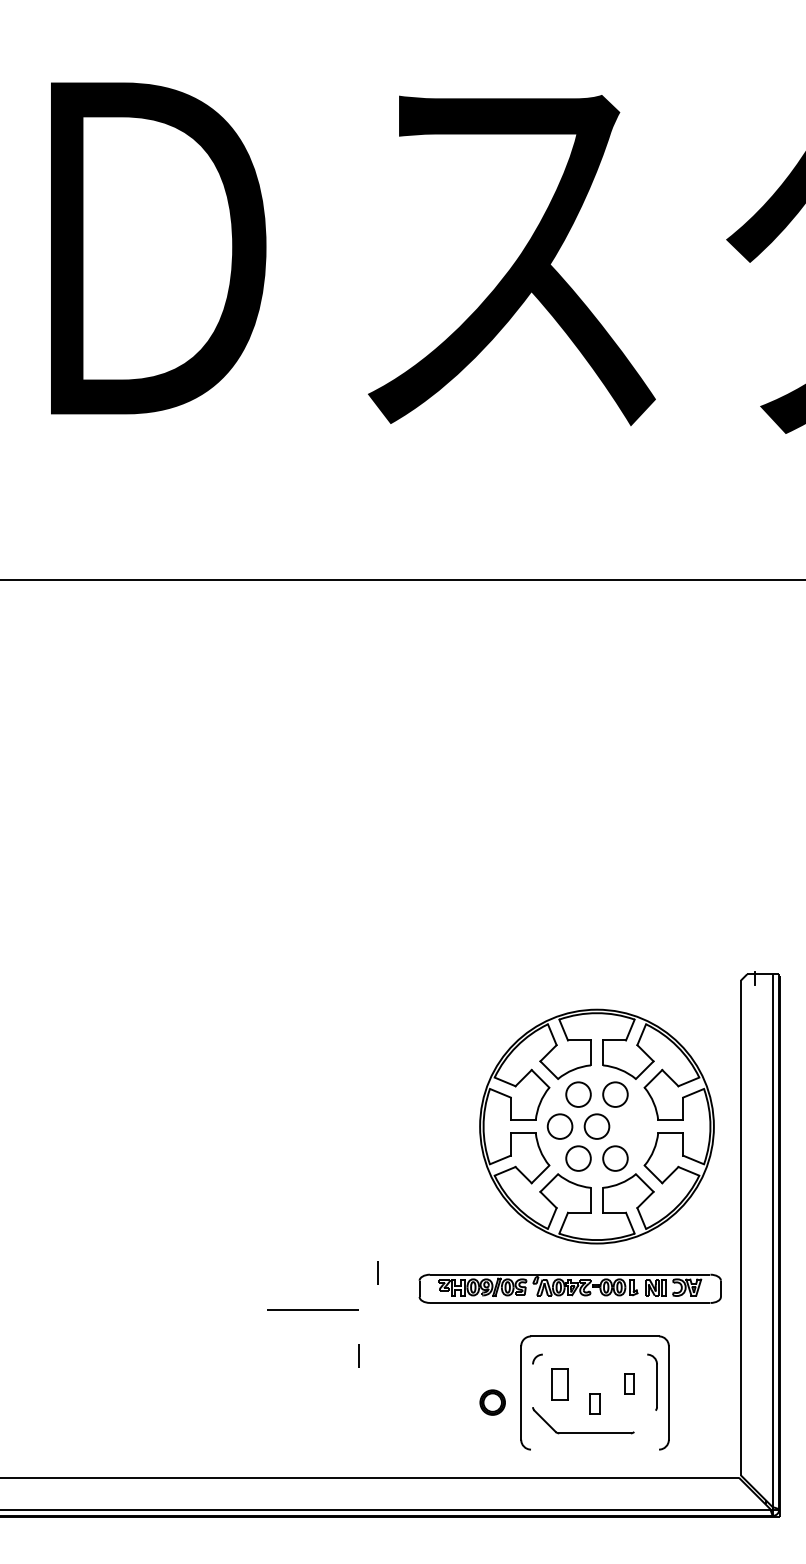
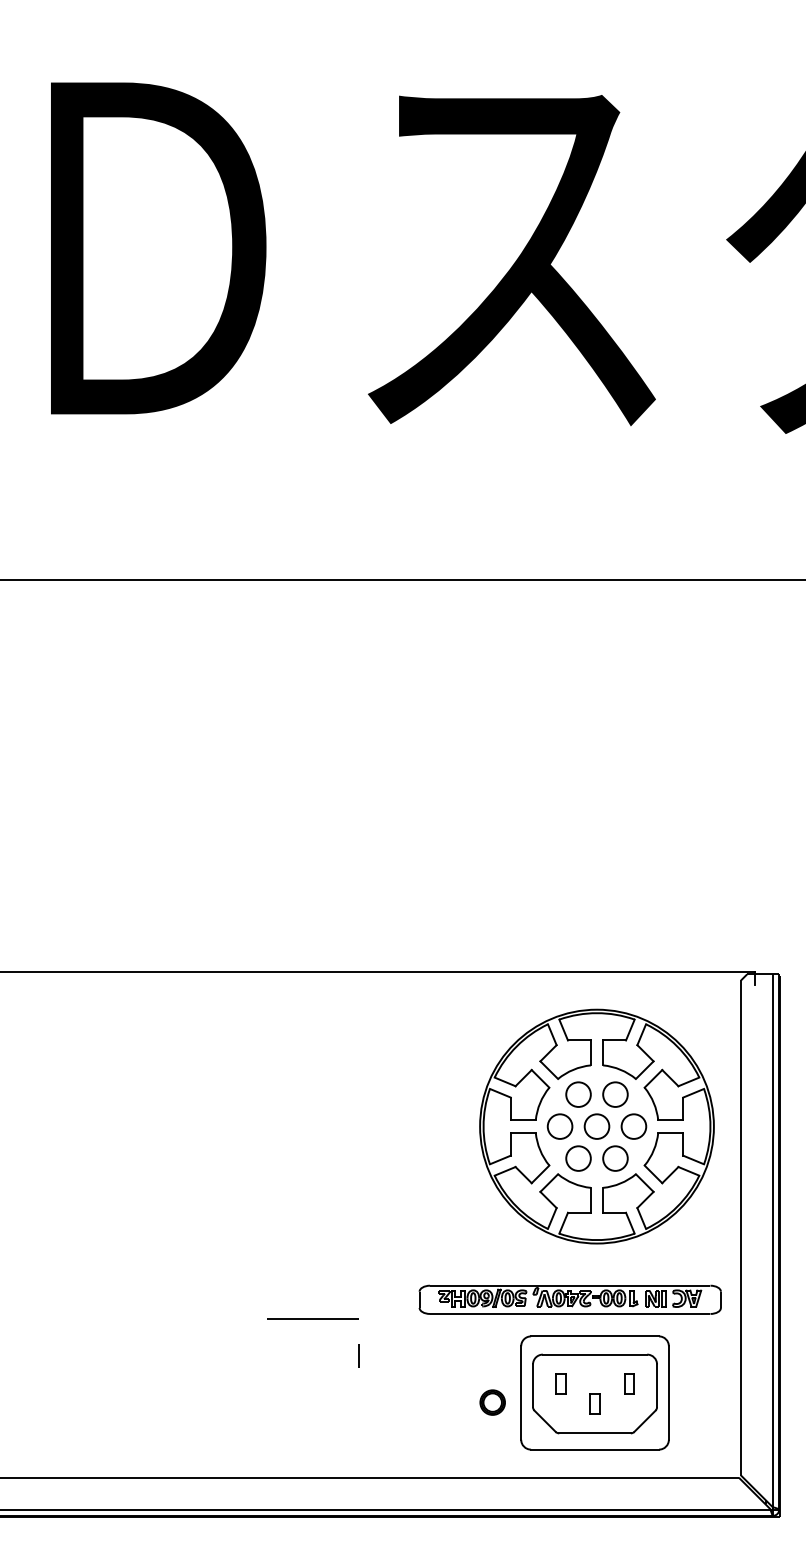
line: none -> present (378, 972)
circle: none -> present (633, 1126)
line: present -> none (377, 1272)
part position: (569, 1288) -> (569, 1299) (569, 1299)
line position: (312, 1309) -> (312, 1318) (312, 1318)
line: none -> present (594, 1354)
part size: 18x33 px -> 12x22 px (560, 1383)
line: none -> present (533, 1385)
line: none -> present (644, 1420)
line: none -> present (595, 1449)
